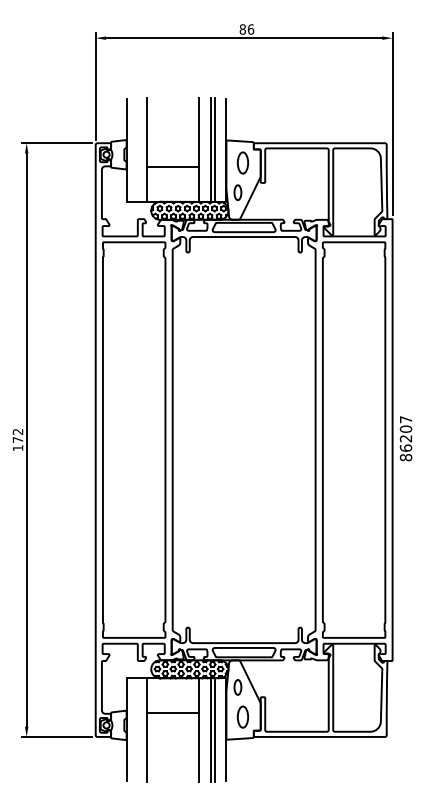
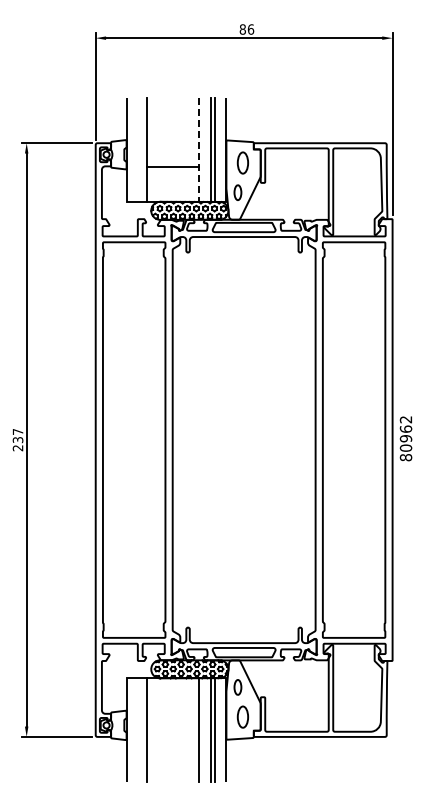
line: solid -> dashed (199, 150)
text: 86207 -> 80962 (405, 433)
text: 172 -> 237 (17, 440)
line: present -> none (173, 712)
